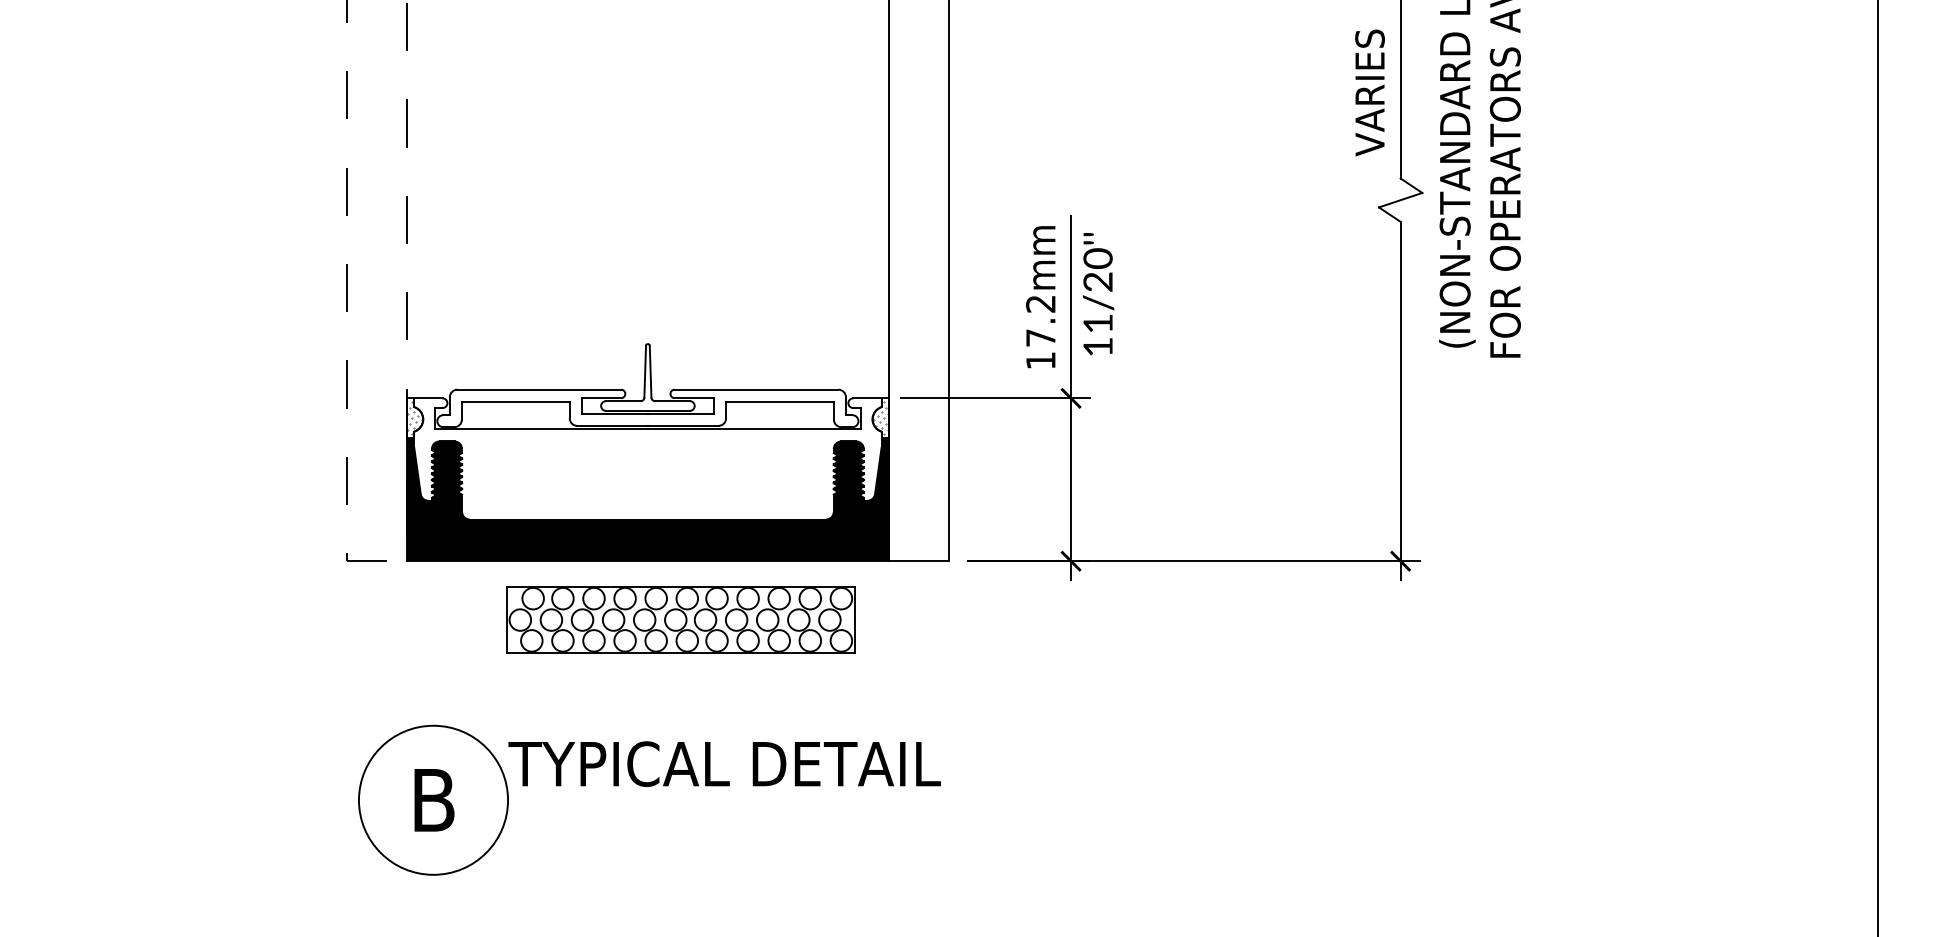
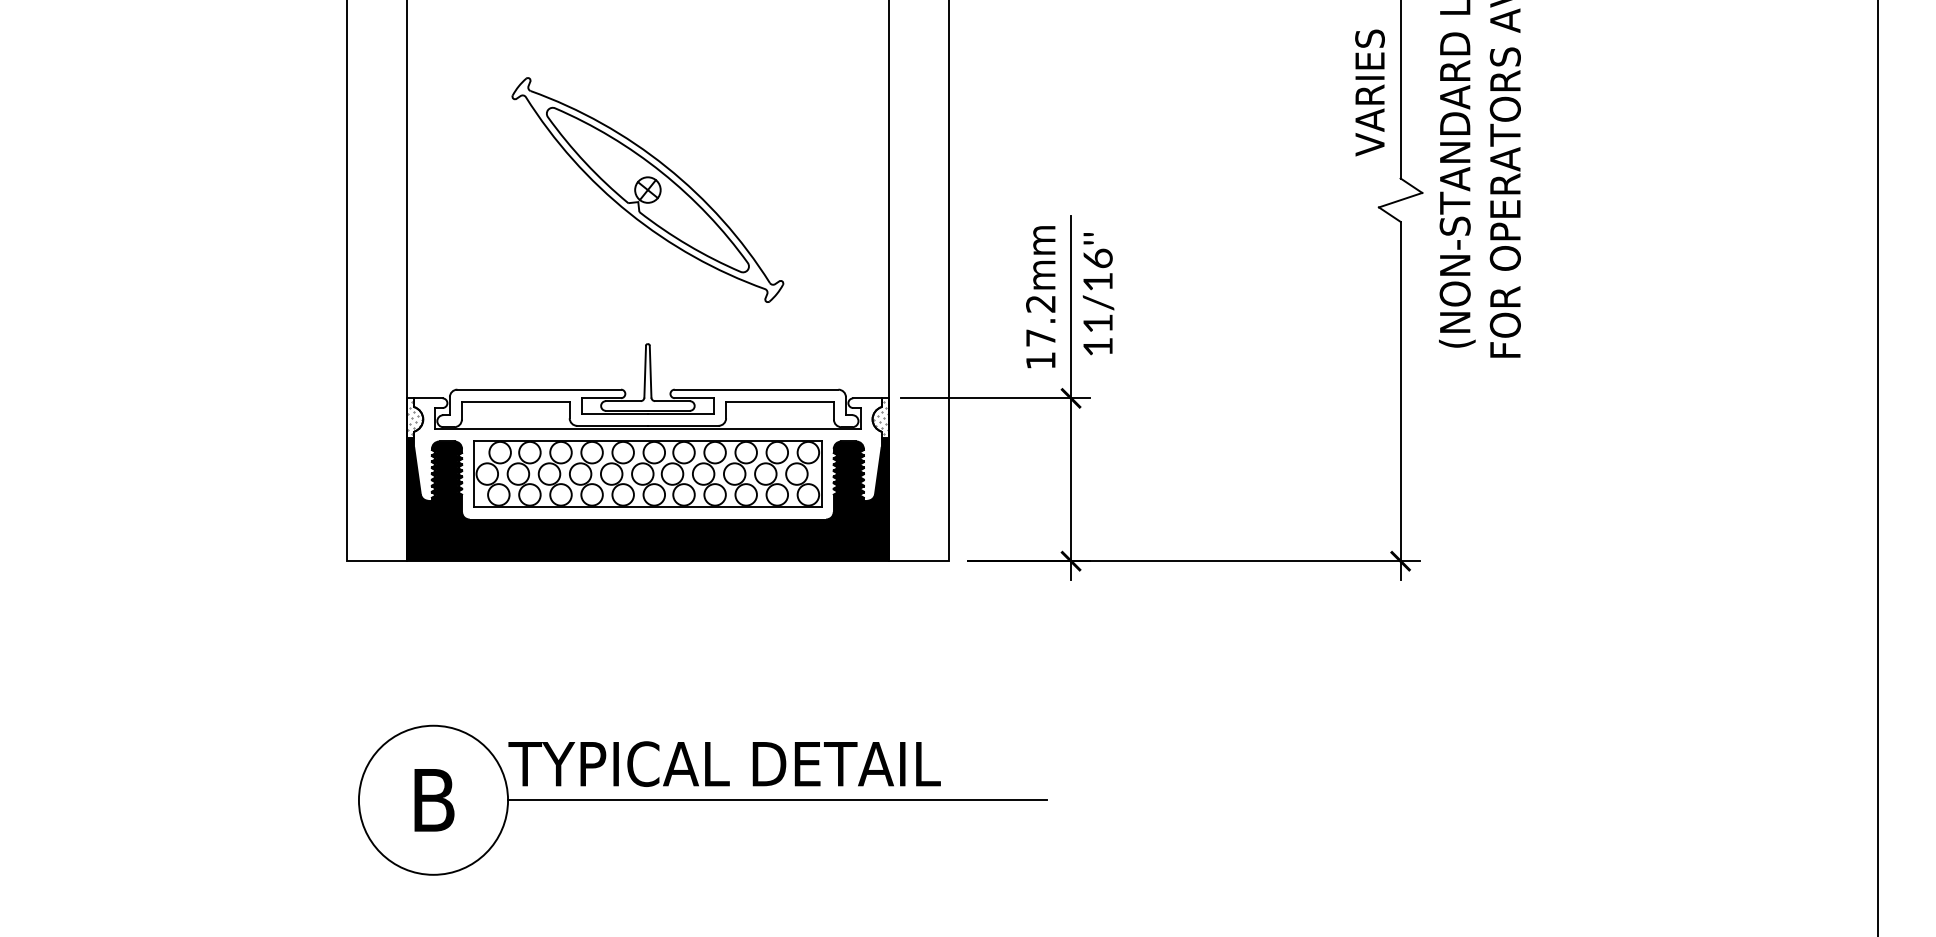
part: none -> present (647, 189)
text: 11/20''\f] -> 11/16''\f] (1097, 269)
line: dashed -> solid (377, 561)
part position: (680, 619) -> (647, 473) (647, 473)
line: none -> present (777, 800)
